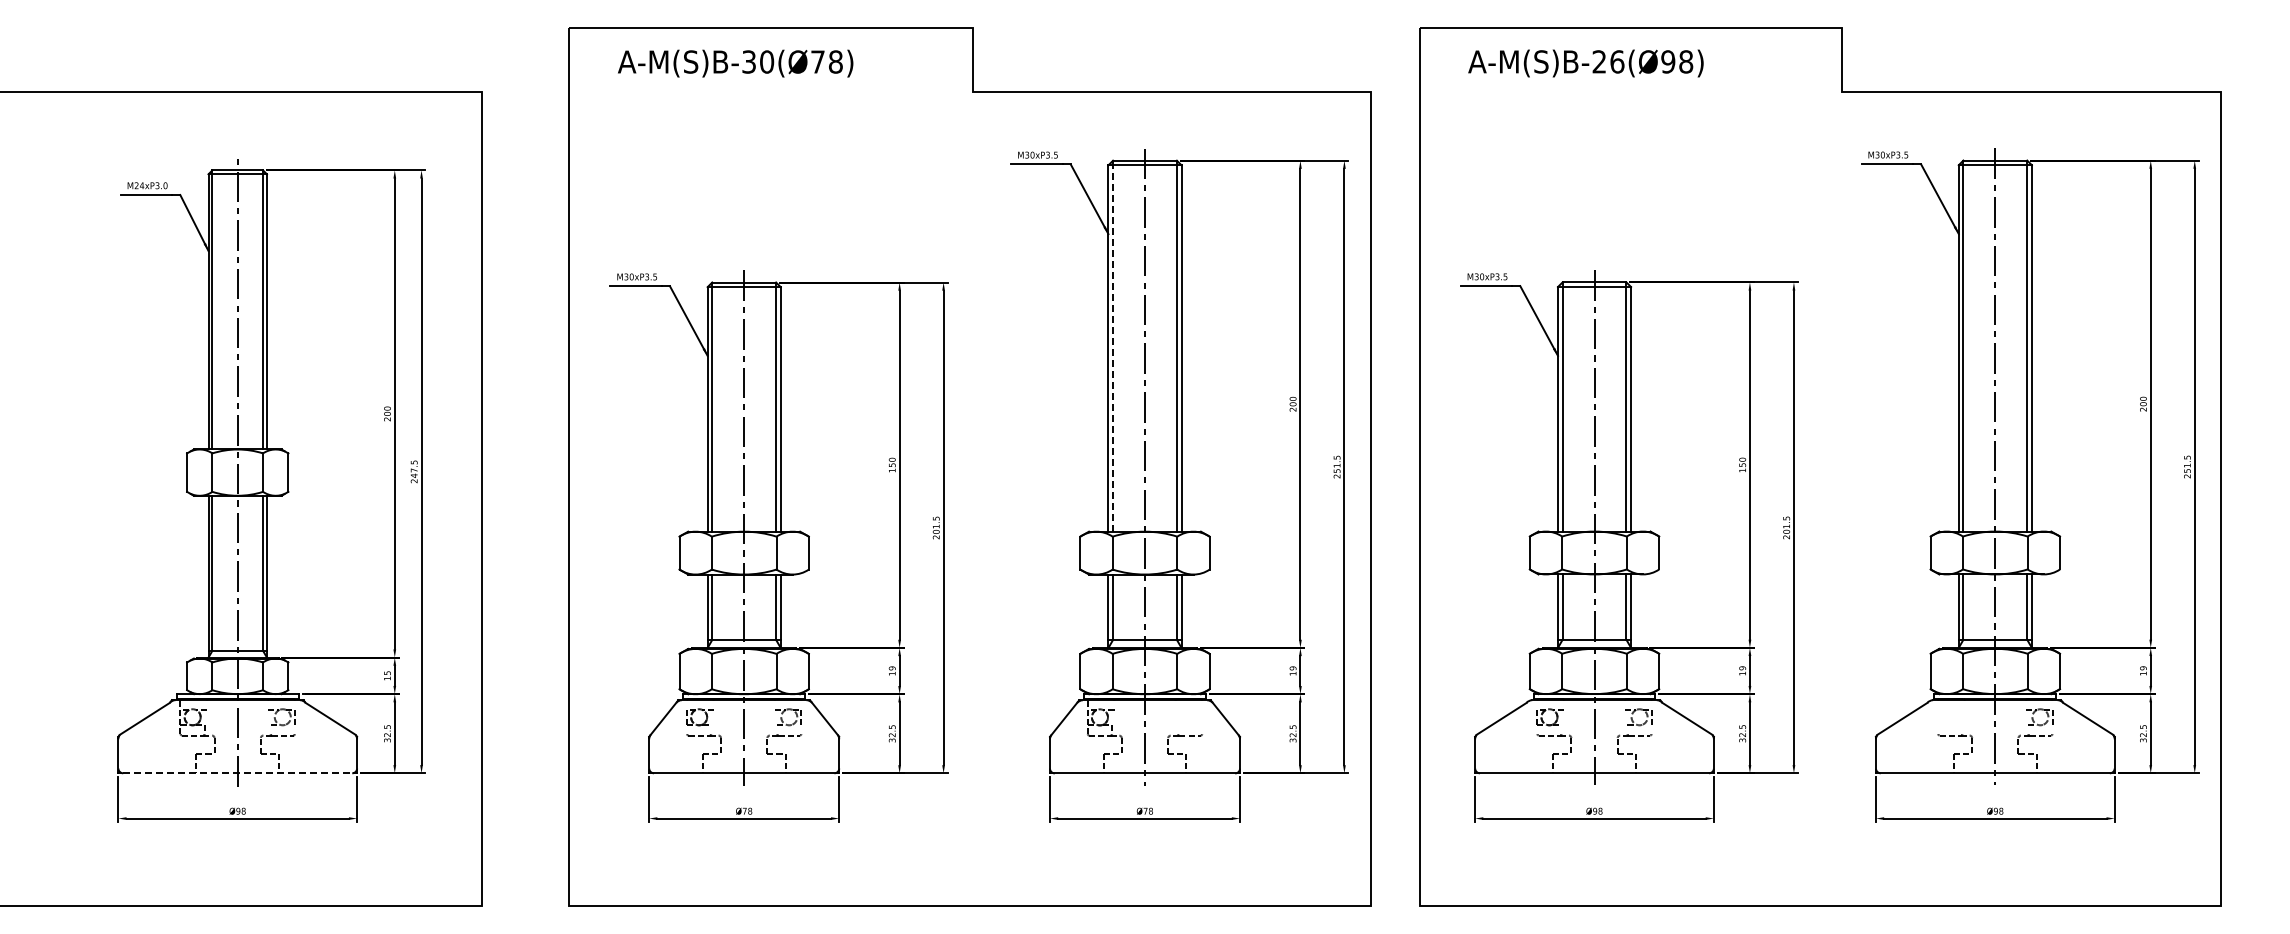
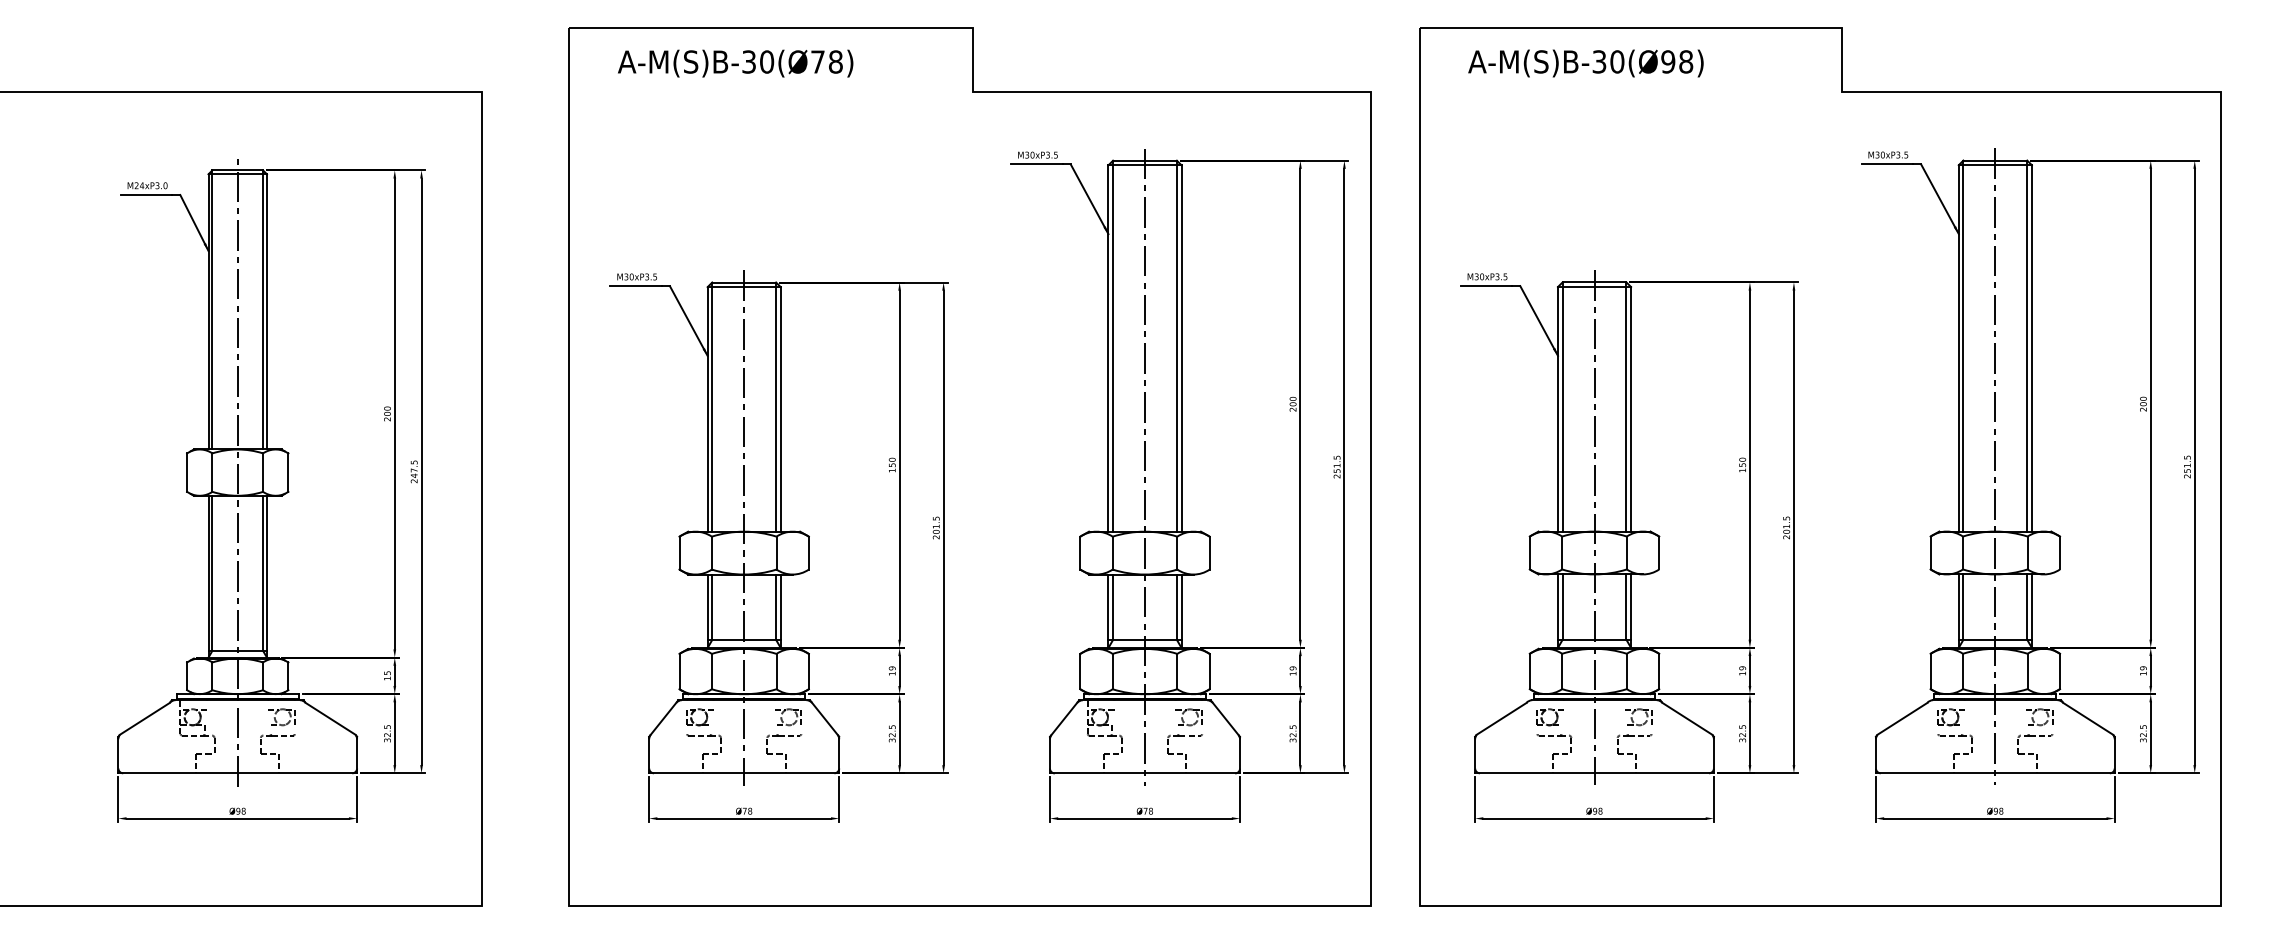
text: A-M(S)B-26(Ø98) -> A-M(S)B-30(Ø98) (1608, 61)
line: dashed -> solid (1113, 345)
part: none -> present (1188, 717)
part: none -> present (1955, 721)
line: dashed -> solid (237, 773)
